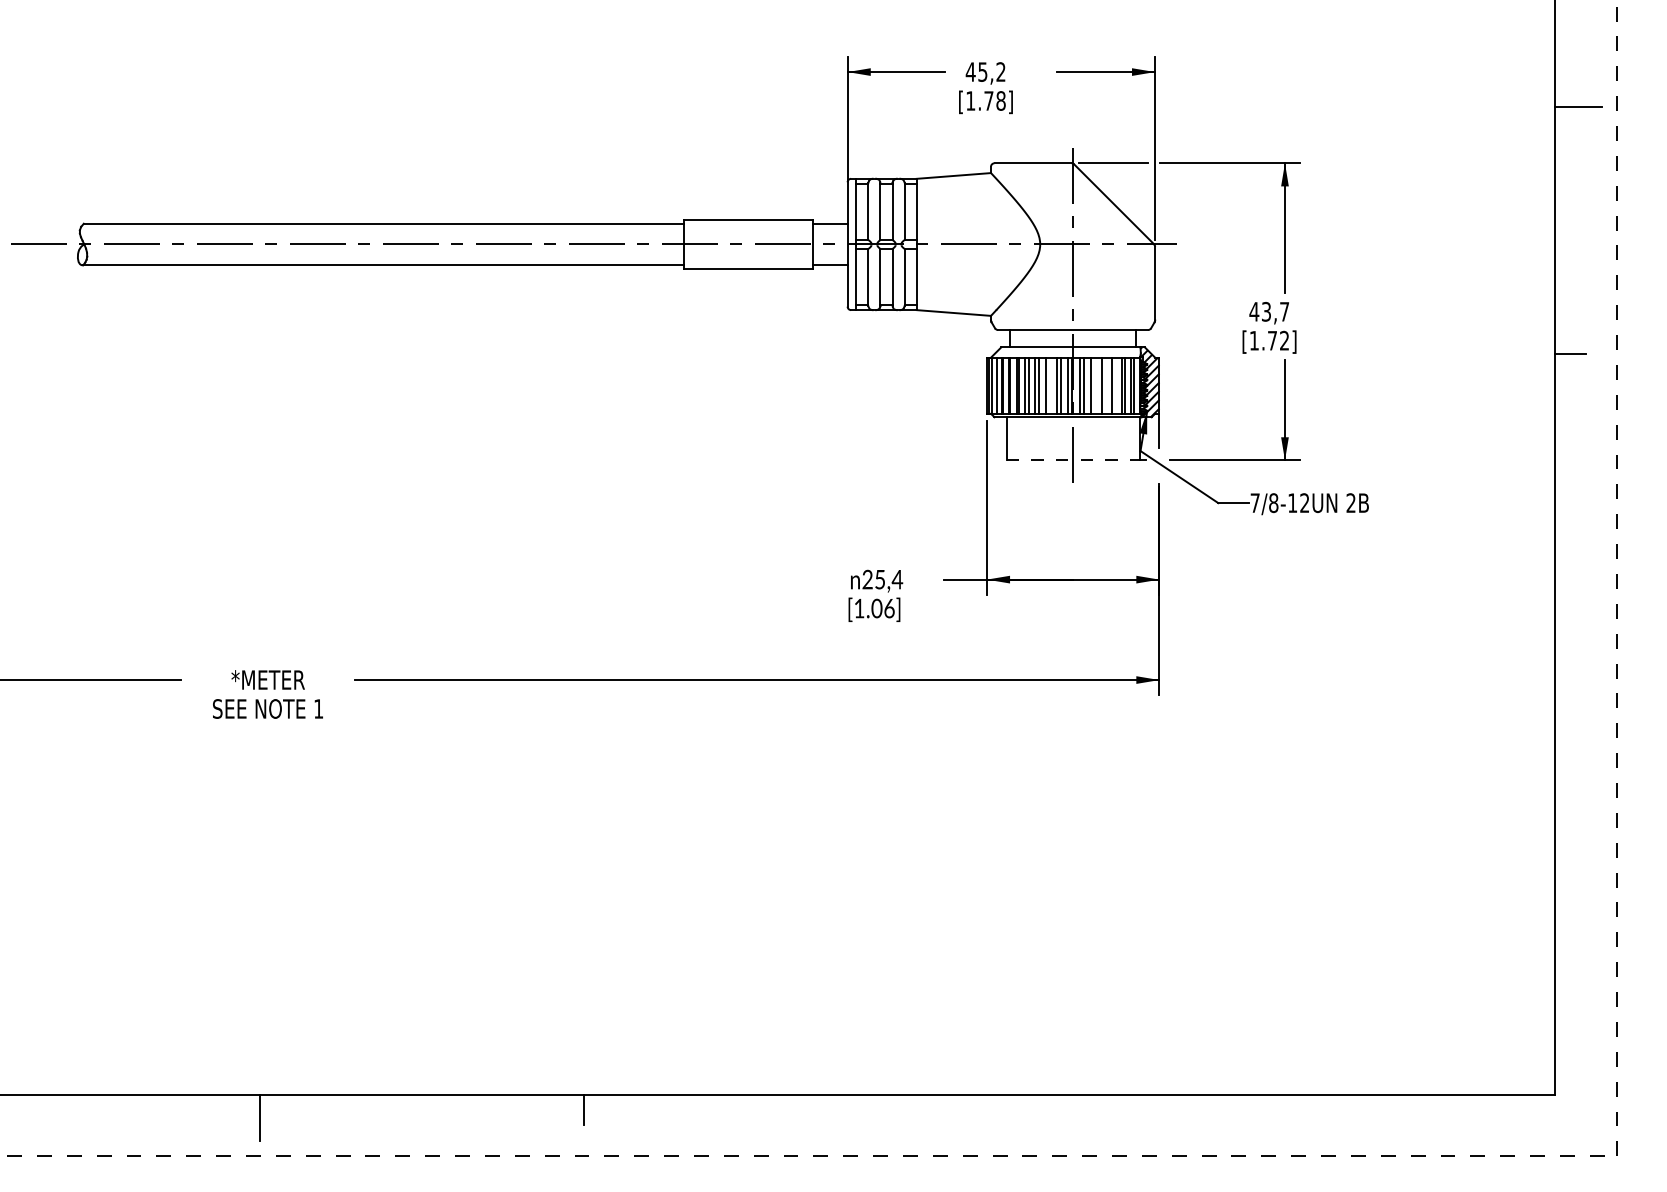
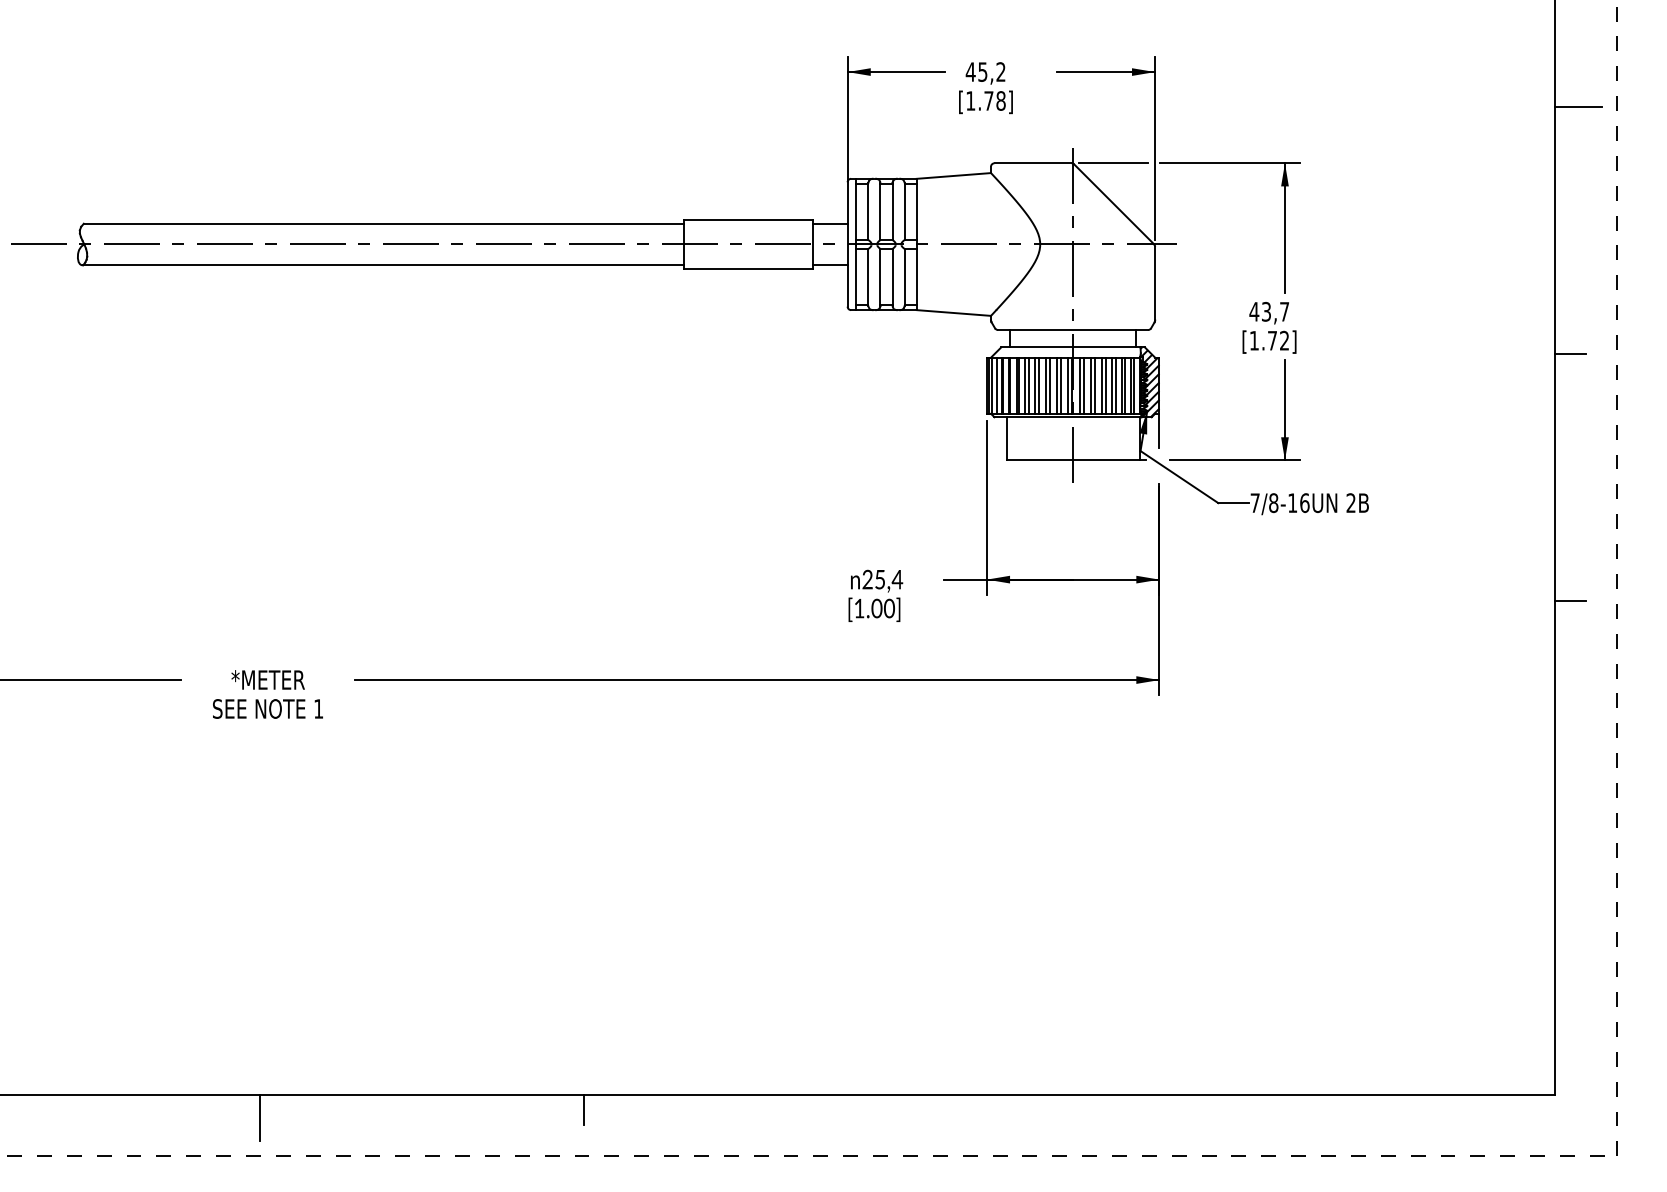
line: none -> present (1049, 385)
line: none -> present (1095, 385)
line: none -> present (1105, 385)
line: none -> present (1116, 385)
line: dashed -> solid (1073, 460)
text: 7/8-12UN -> 7/8-16UN (1304, 503)
line: none -> present (1570, 601)
text: [1.06] -> [1.00] (889, 607)
